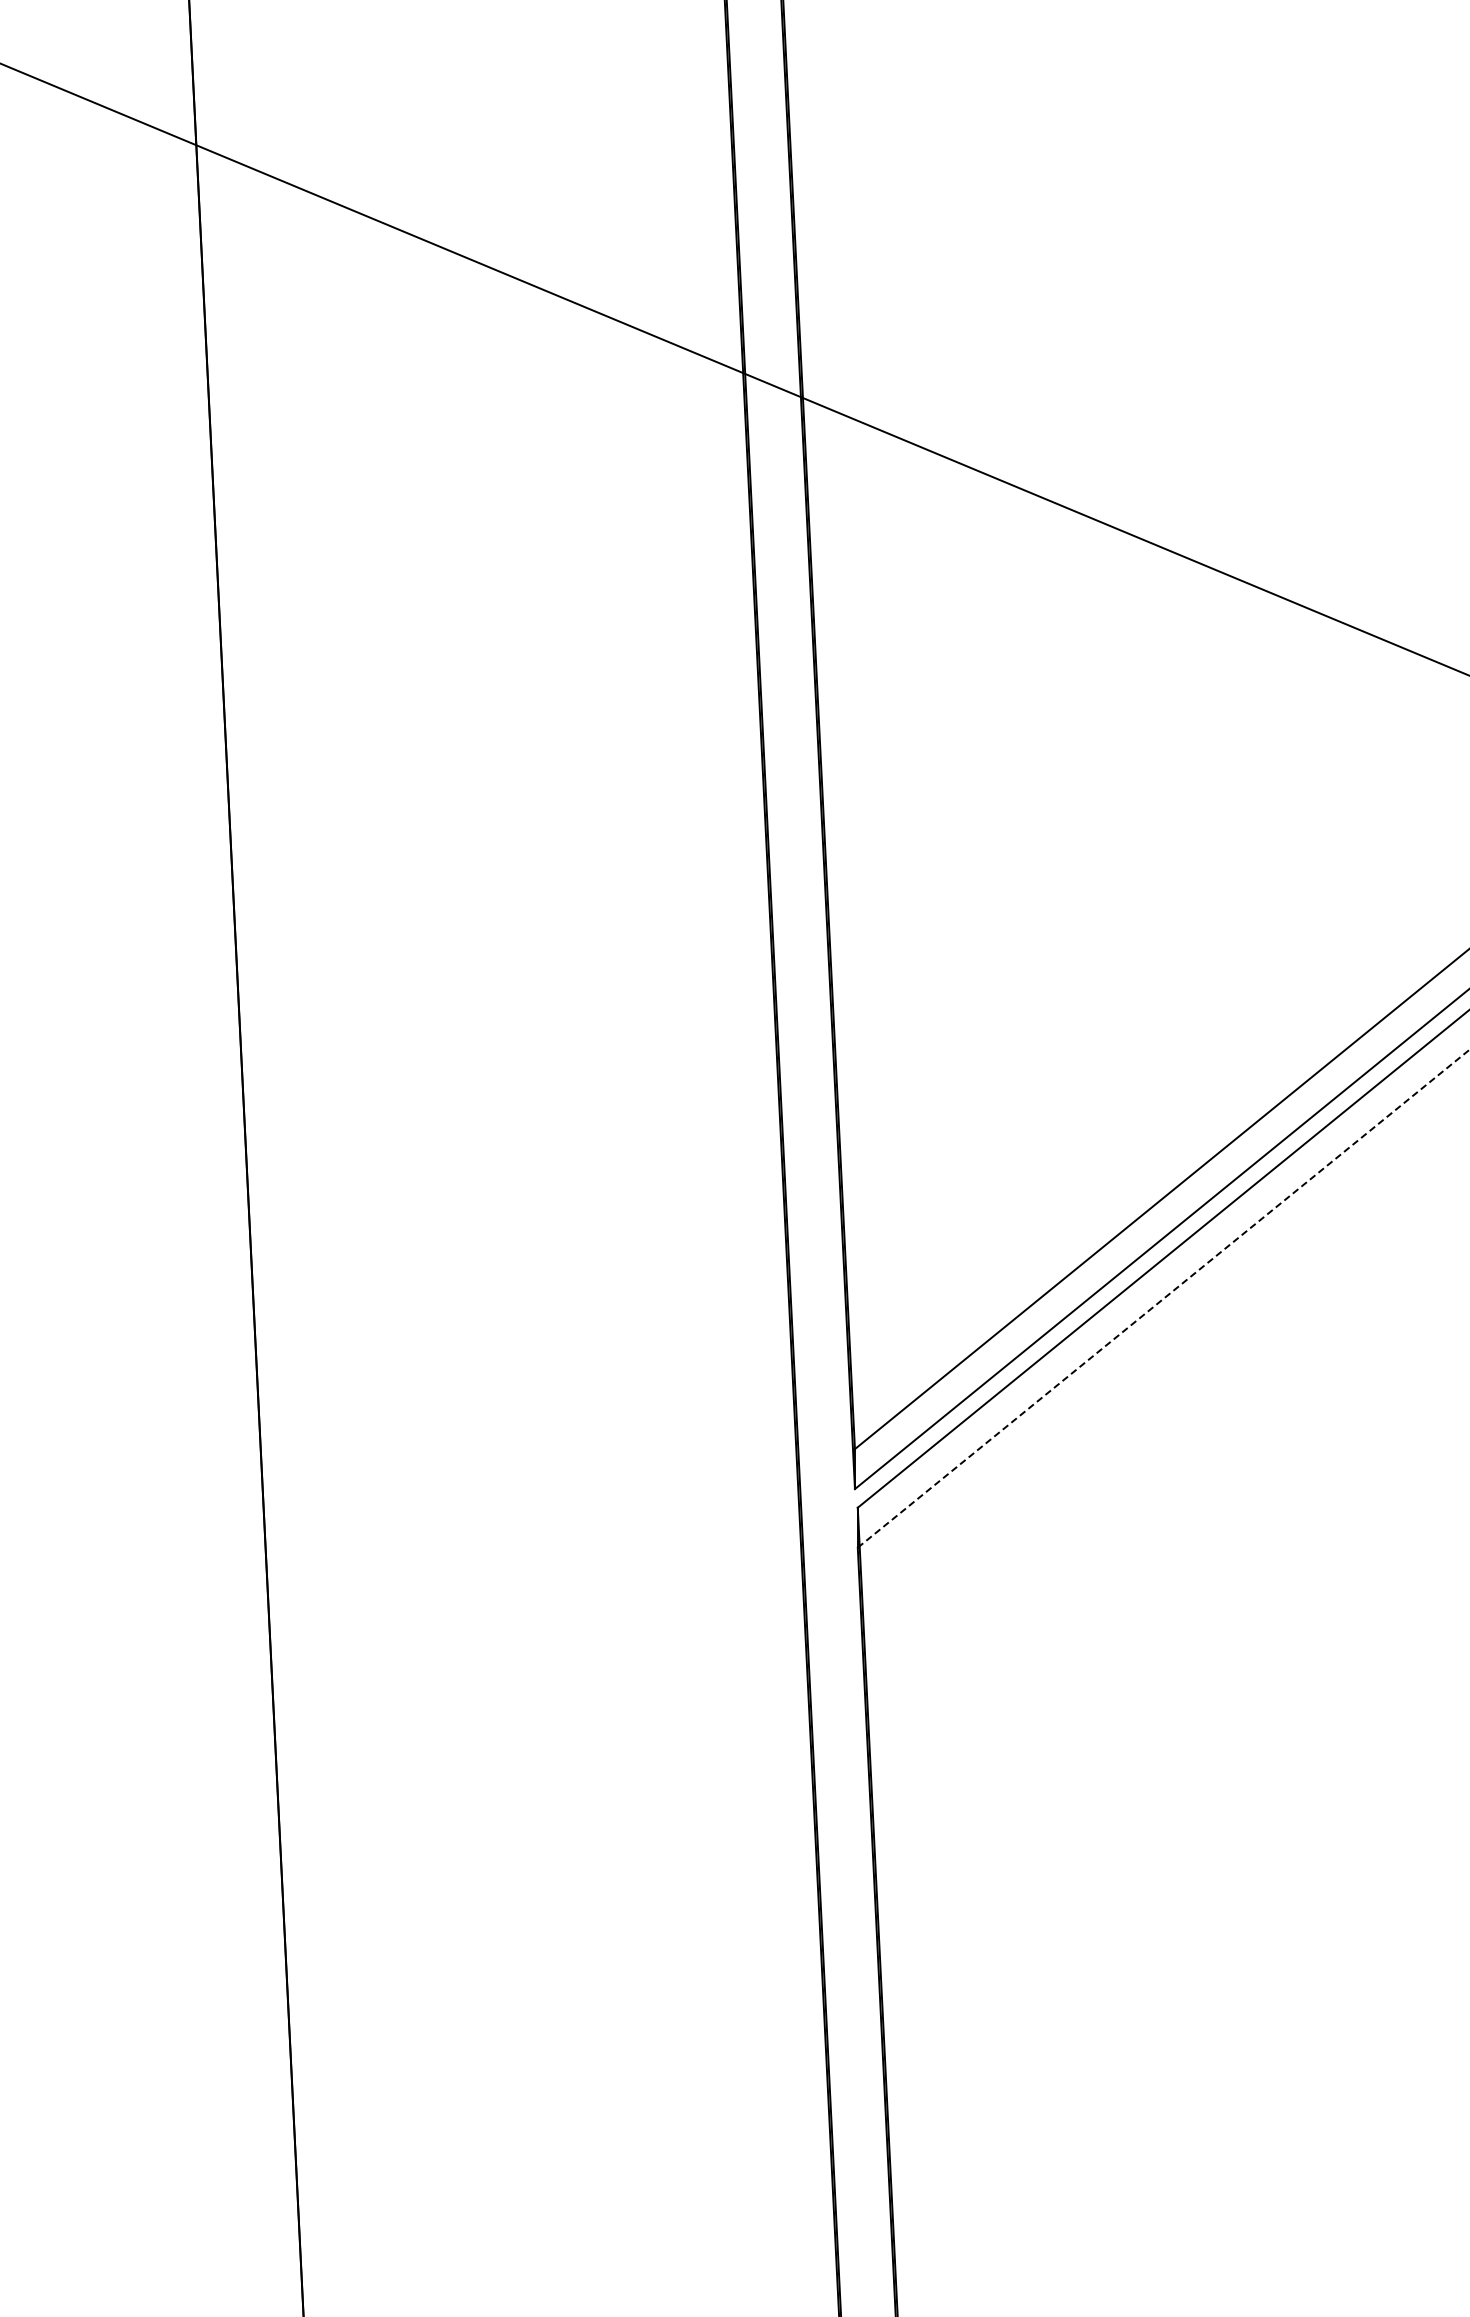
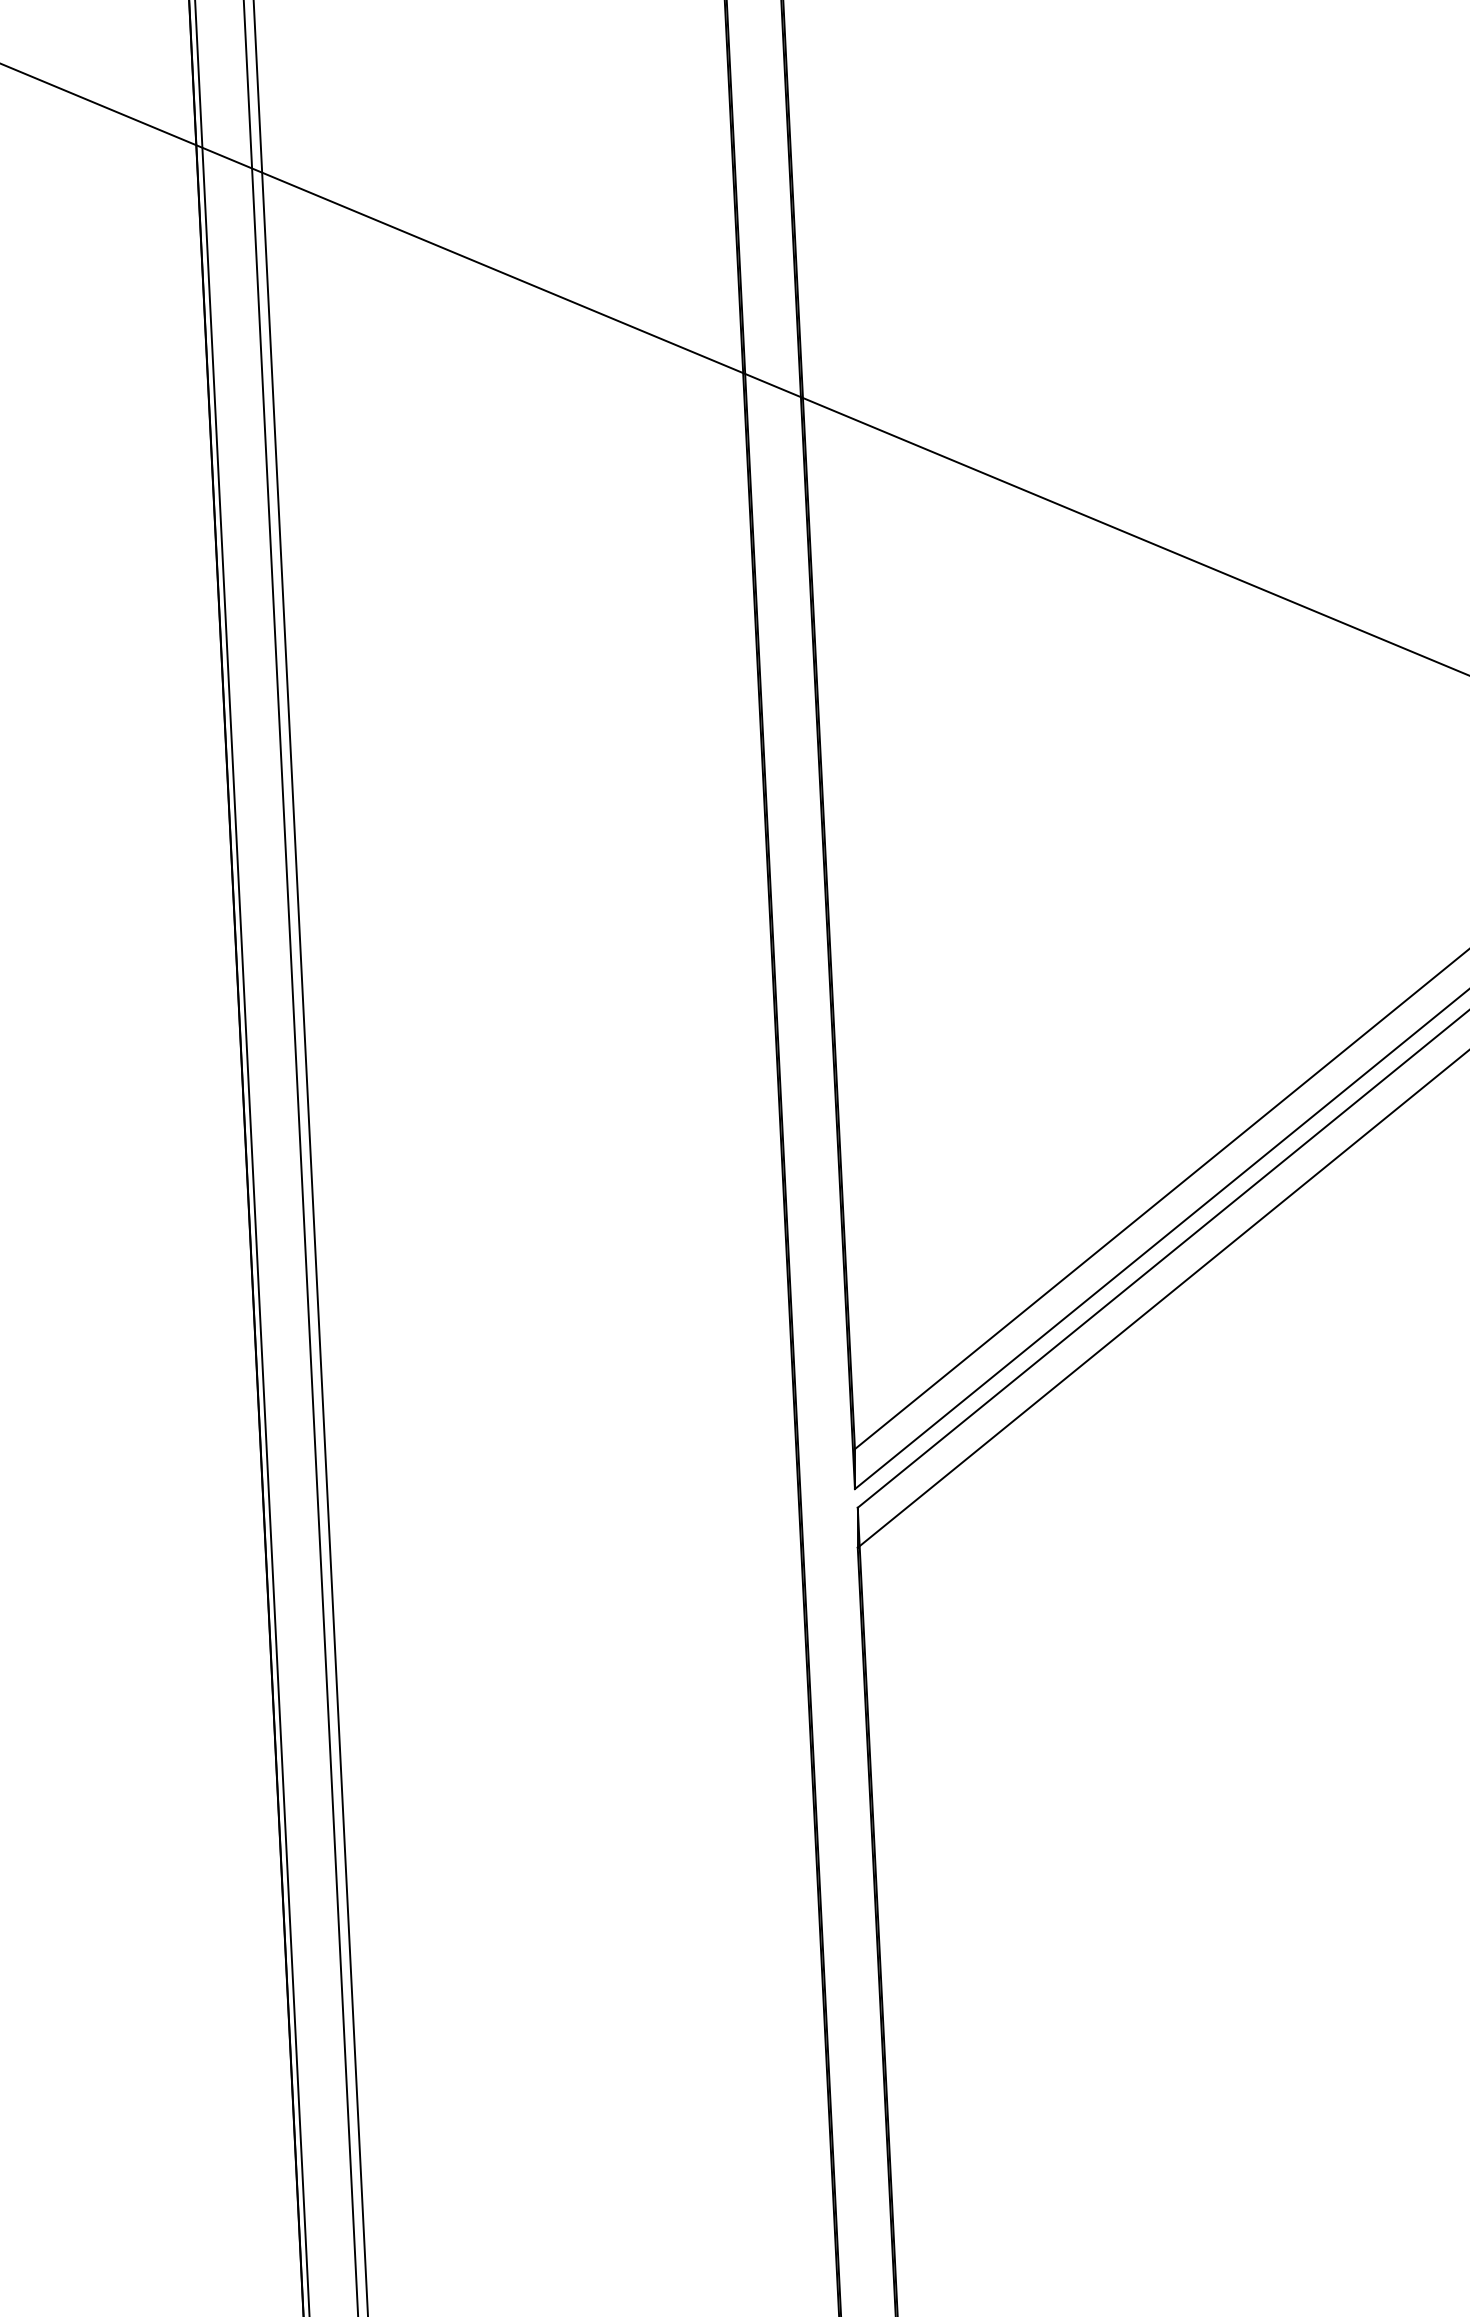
line: none -> present (252, 1157)
line: none -> present (300, 1157)
line: none -> present (310, 1157)
line: dashed -> solid (1164, 1298)
